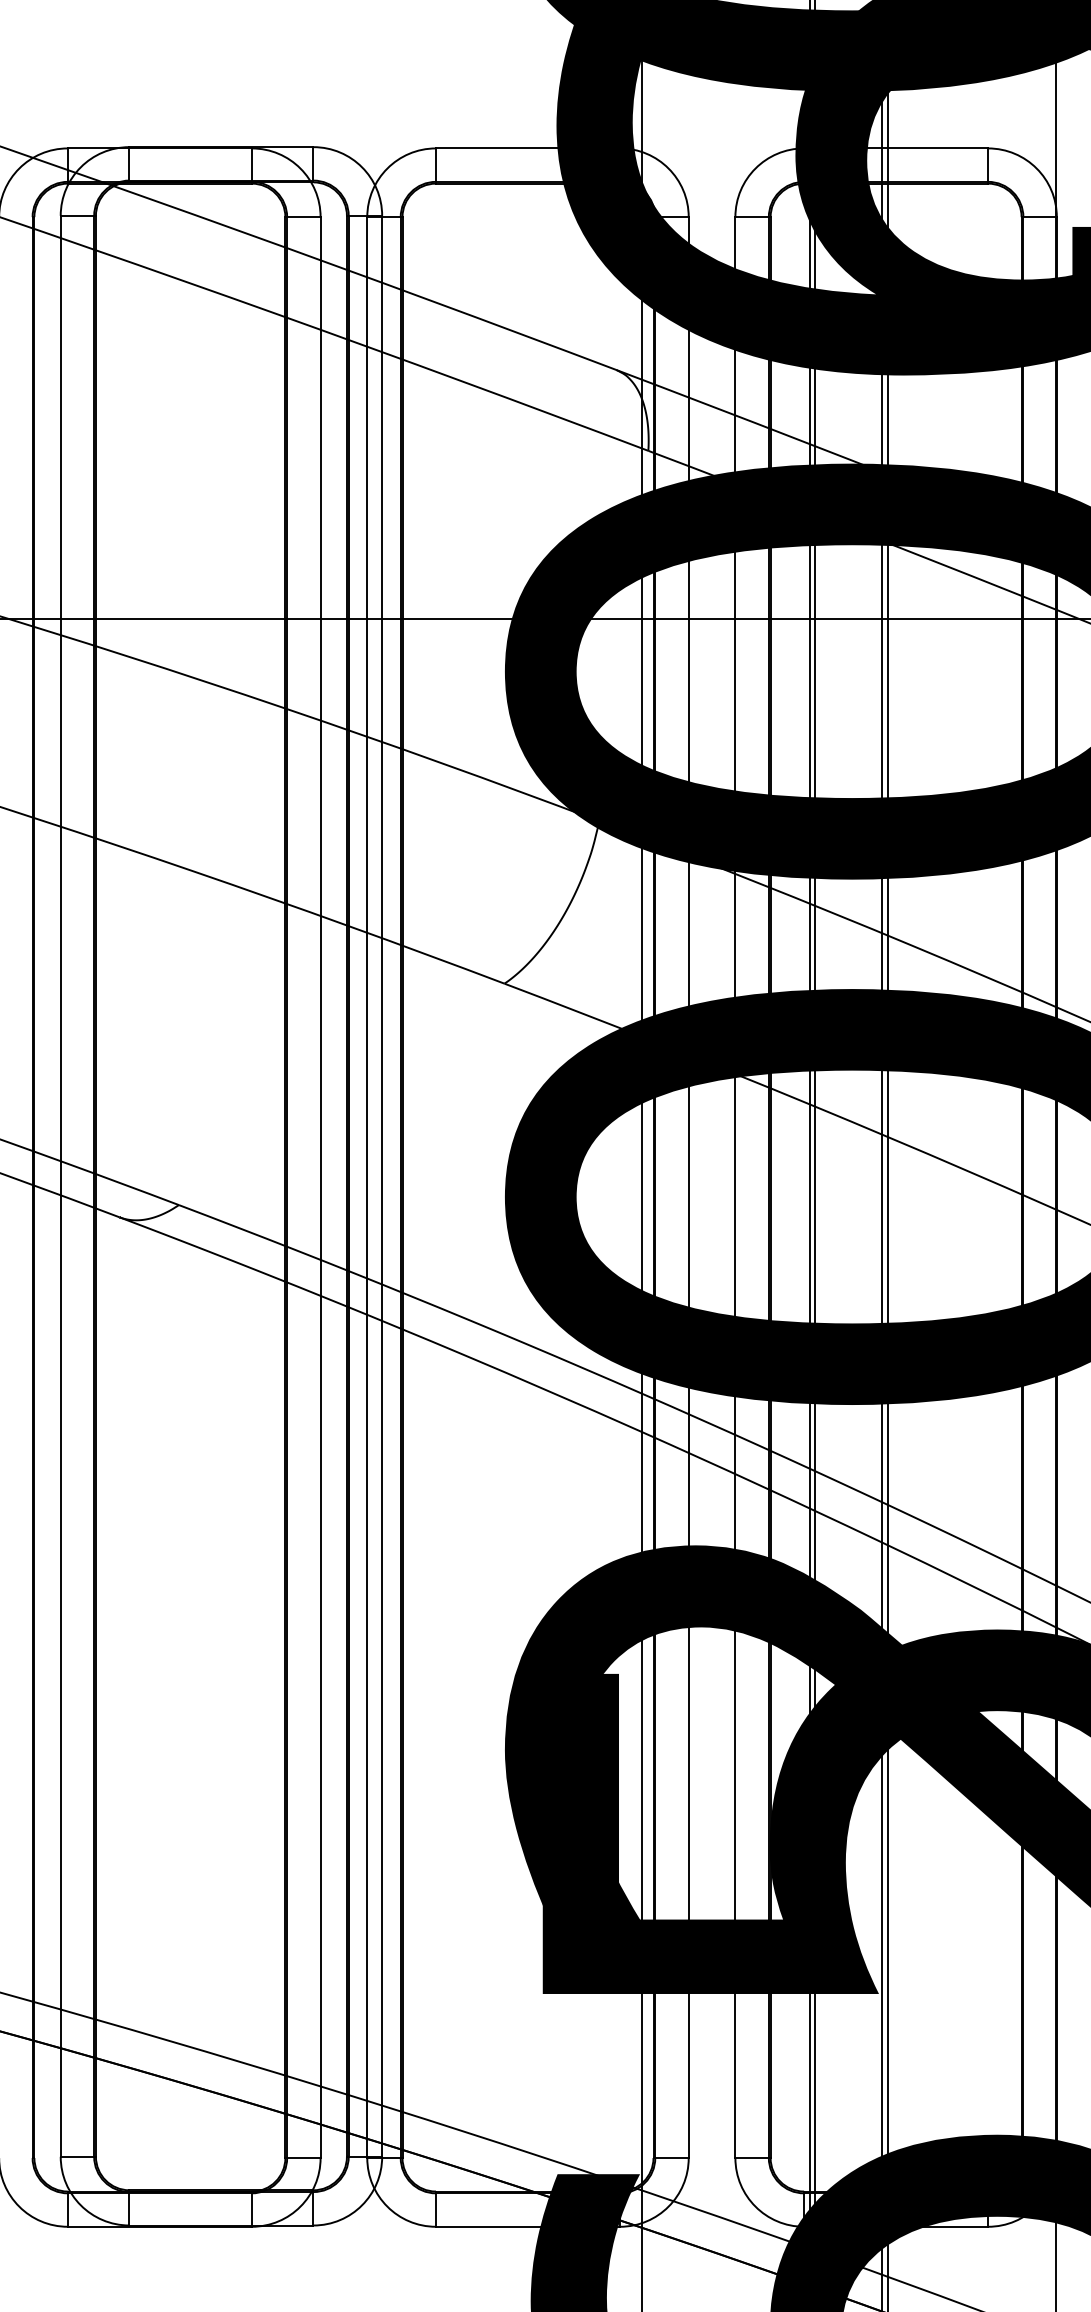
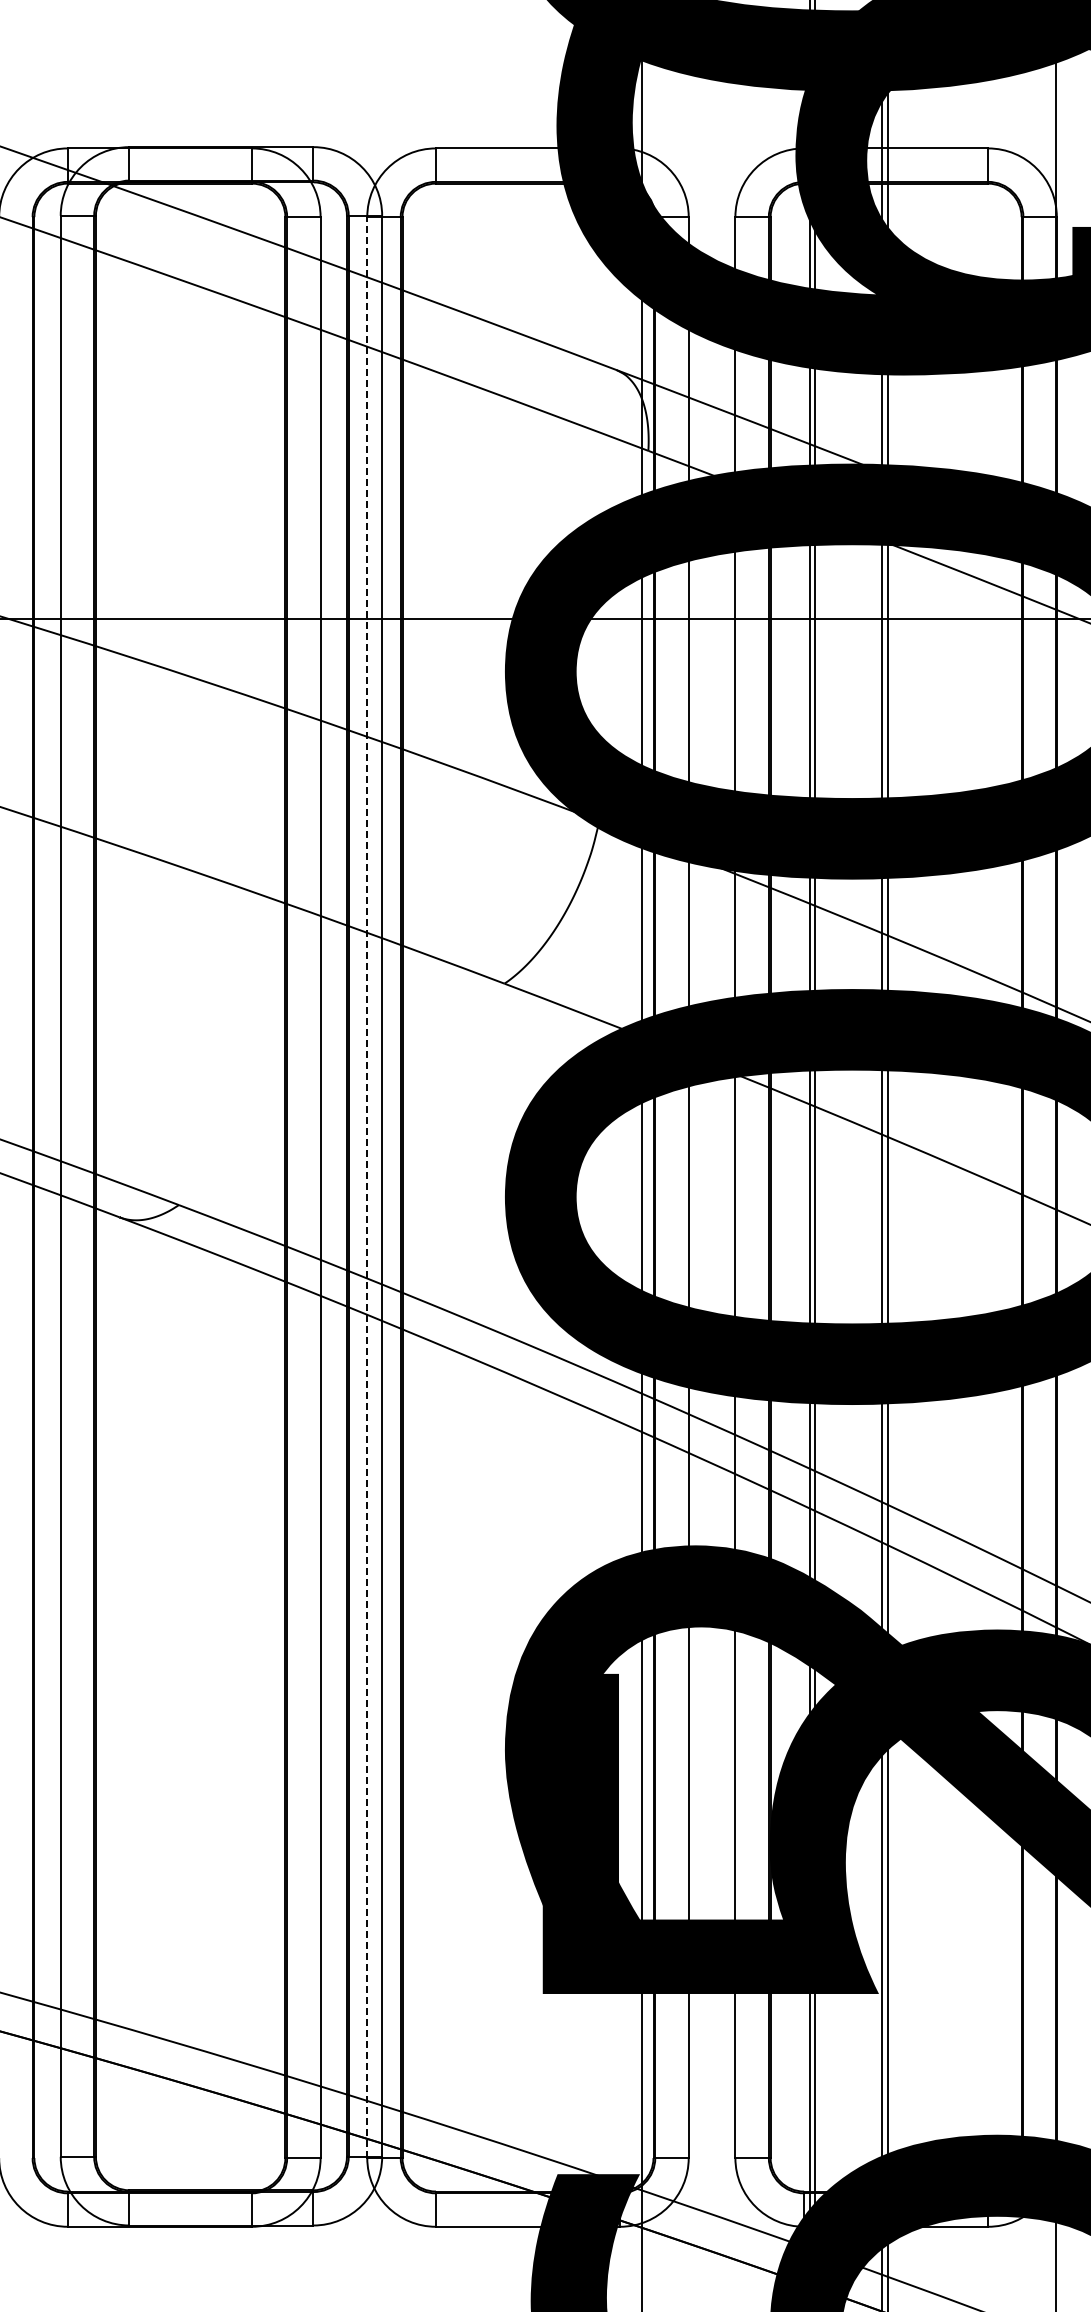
line: solid -> dashed (367, 1187)
